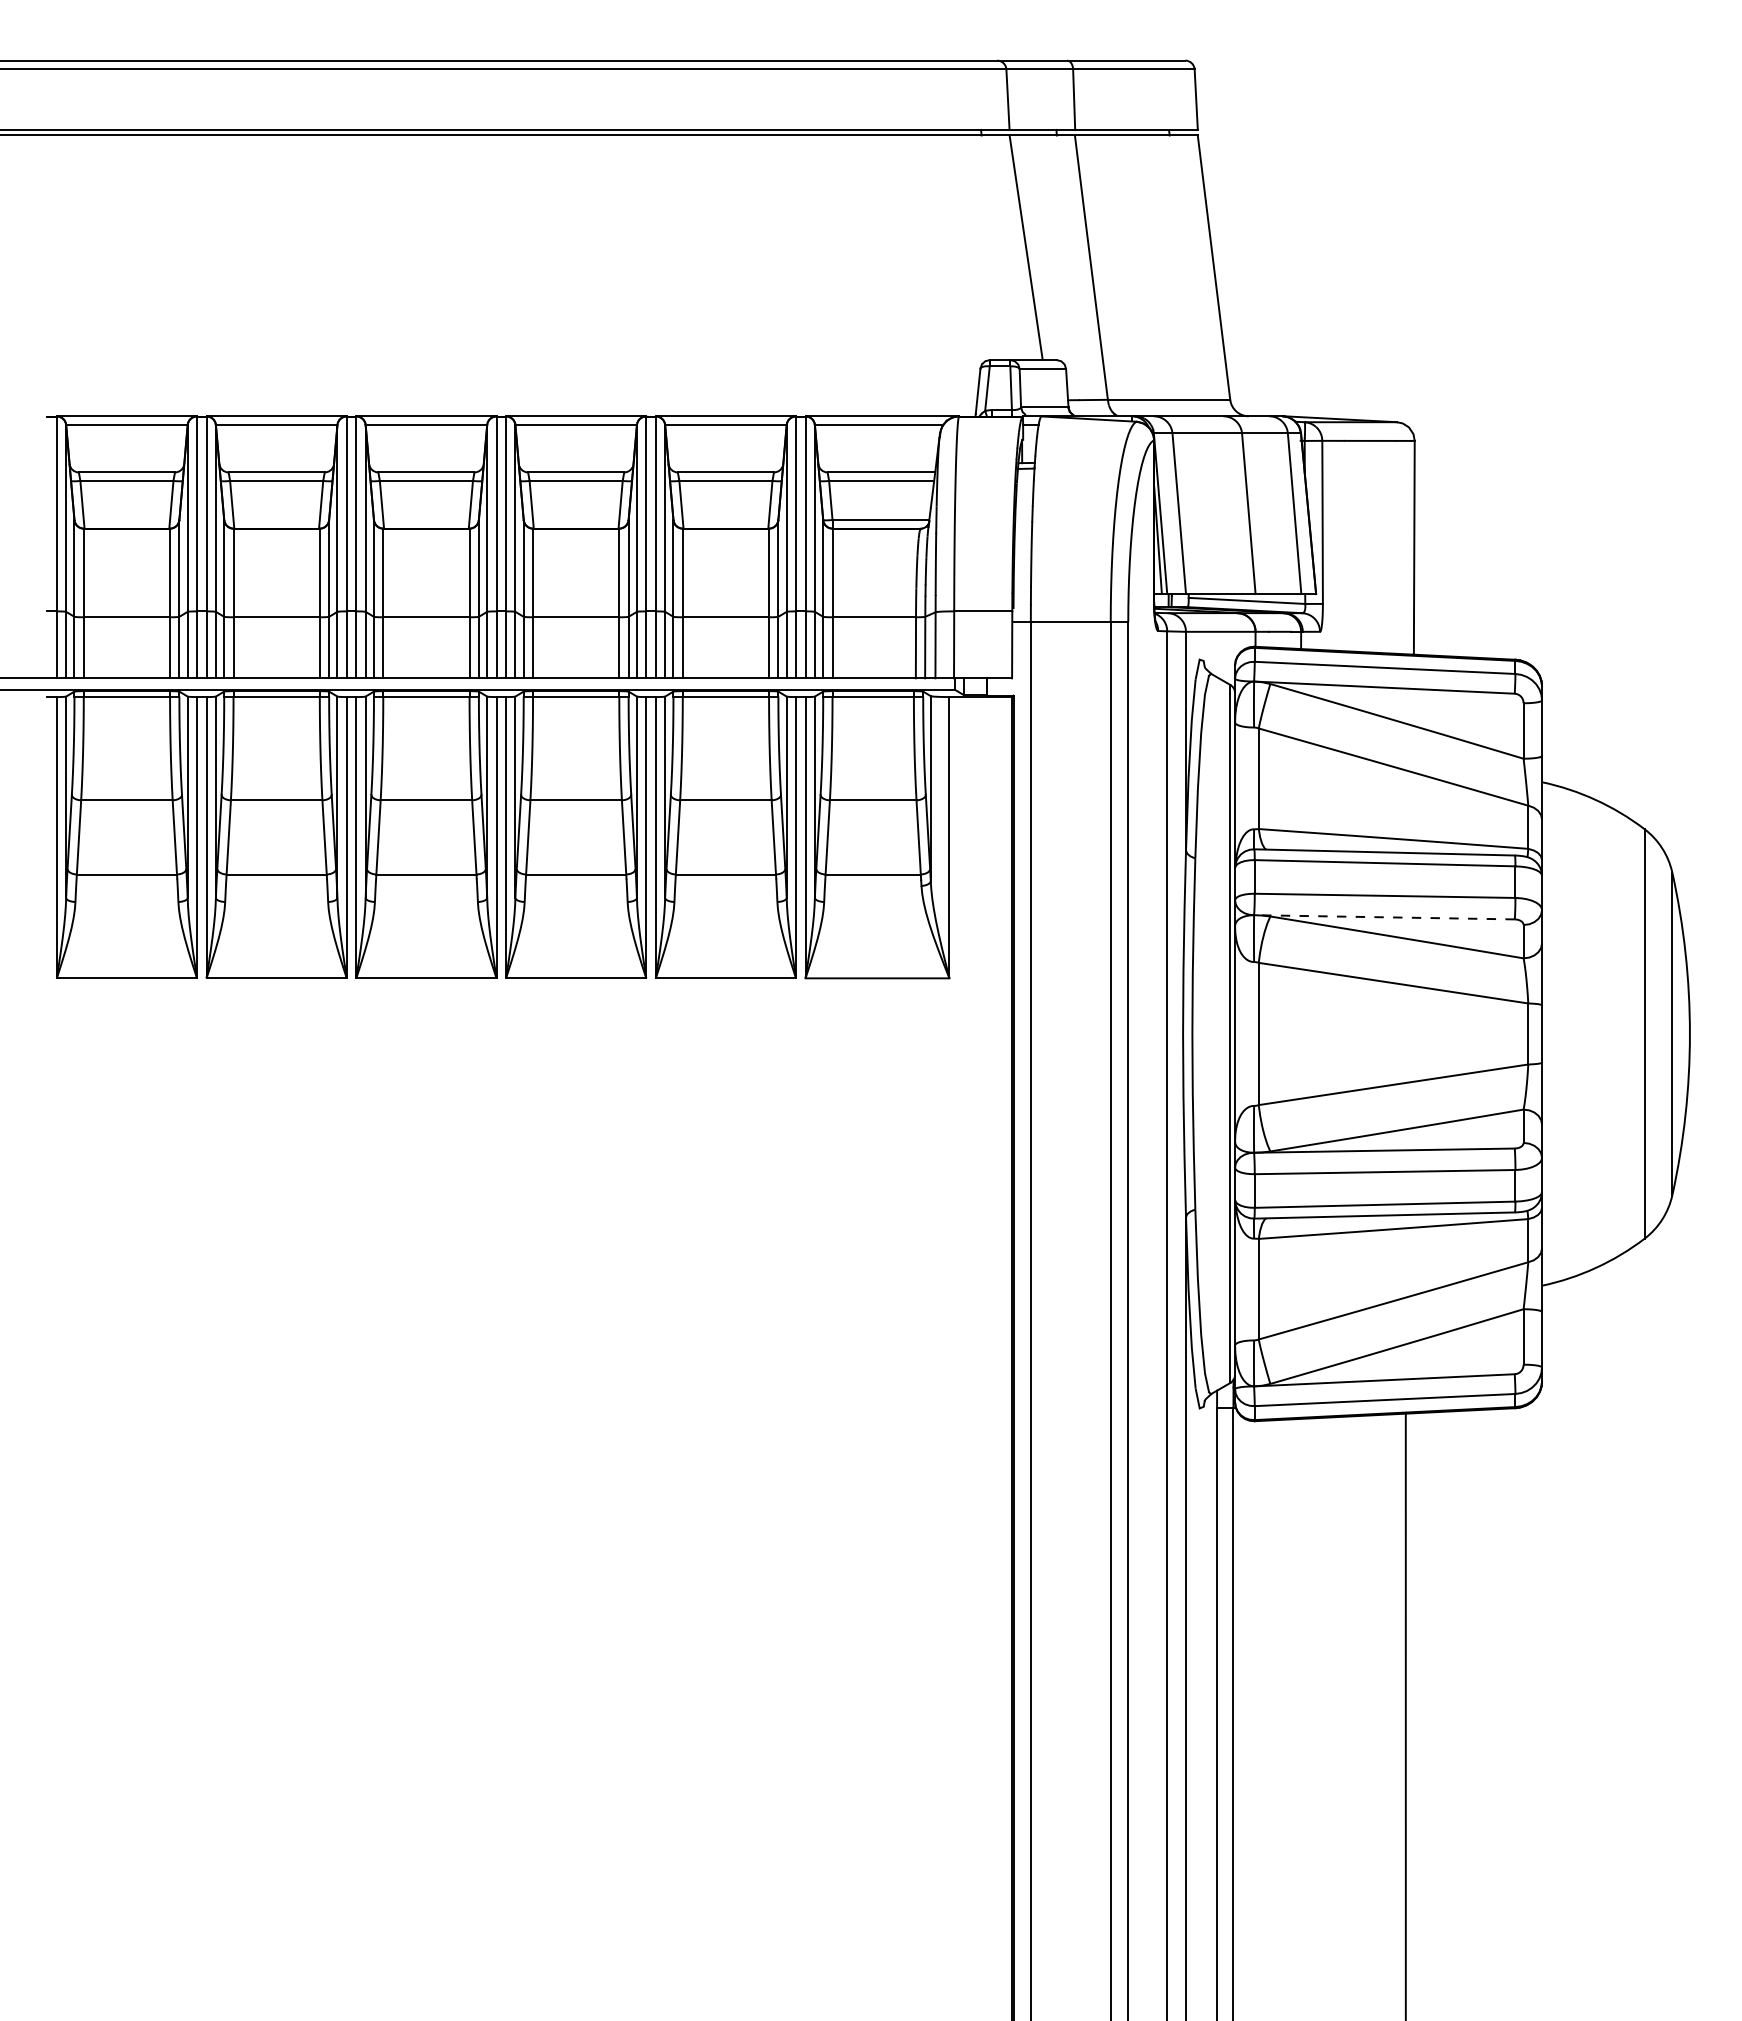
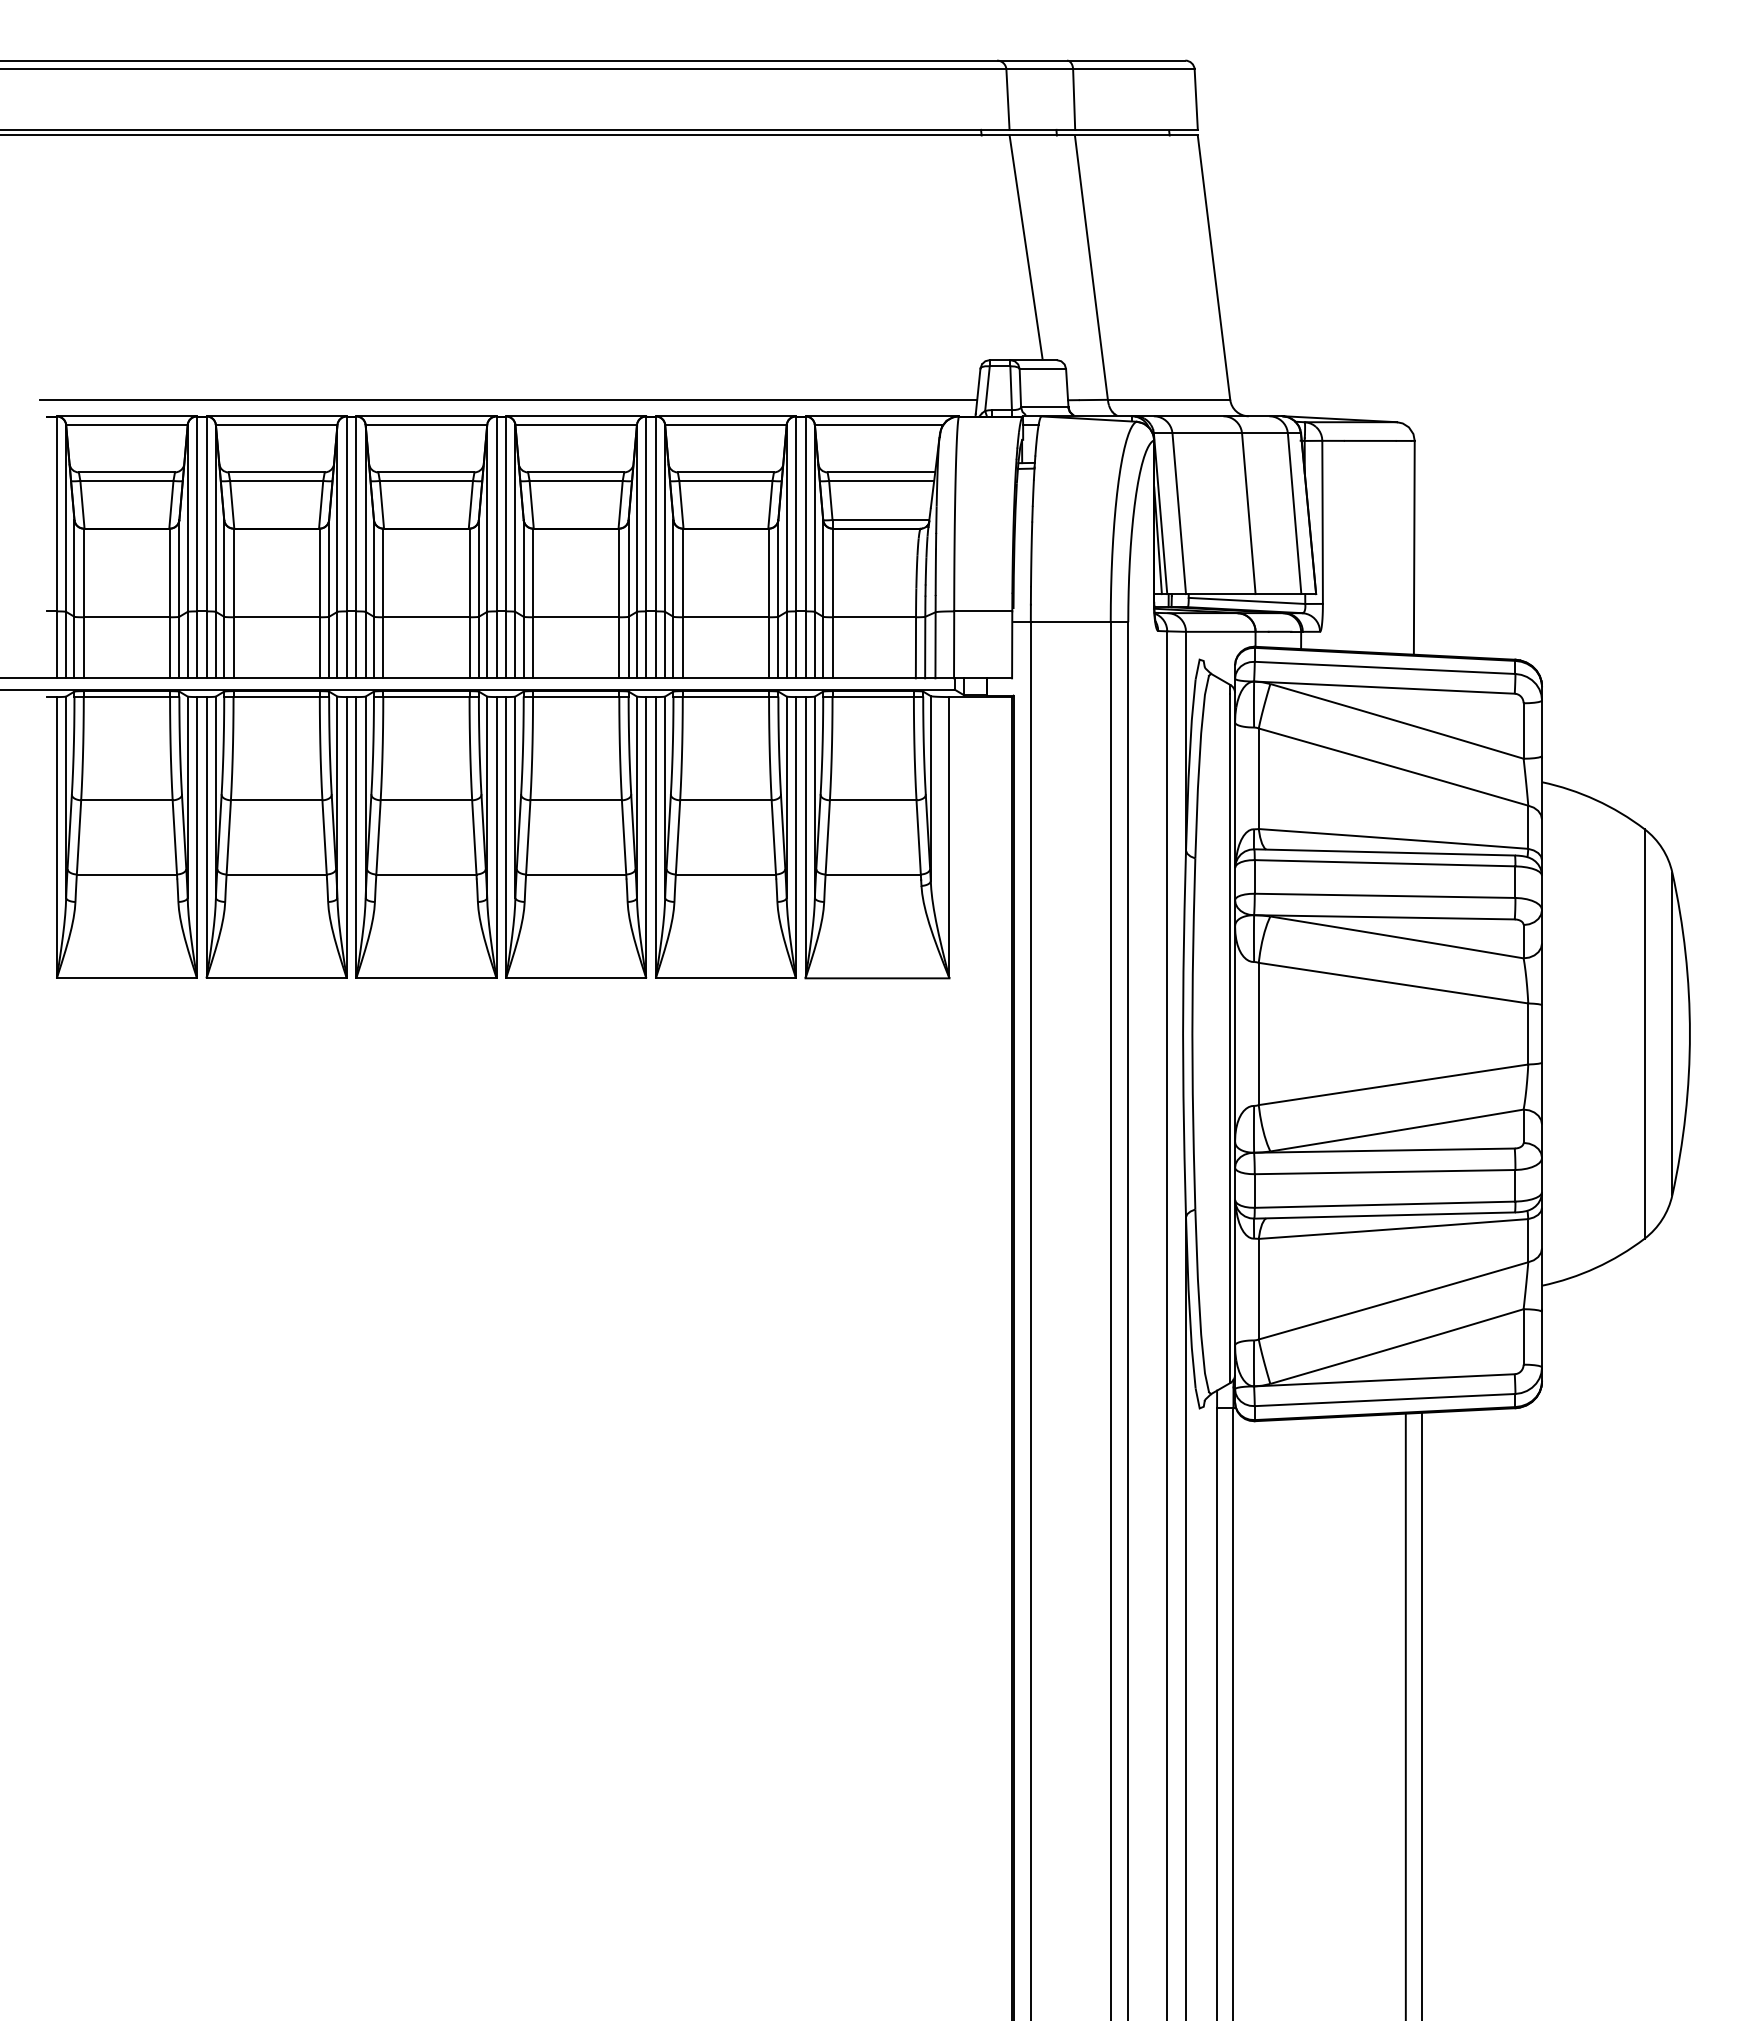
line: none -> present (508, 400)
line: dashed -> solid (1383, 917)
line: none -> present (1422, 1714)
